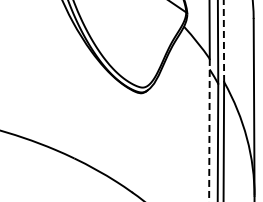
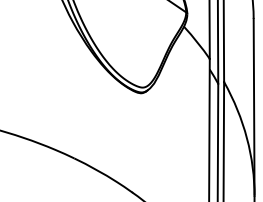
line: dashed -> solid (223, 41)
line: dashed -> solid (209, 130)
